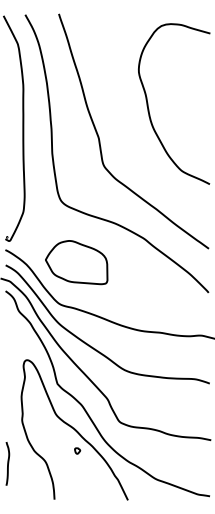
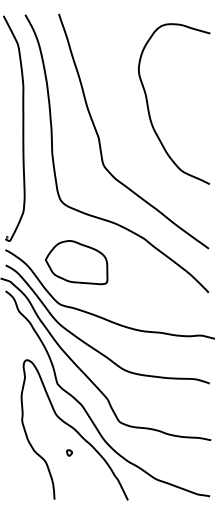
part position: (77, 450) -> (69, 452) (69, 452)
curve: present -> none (7, 463)
